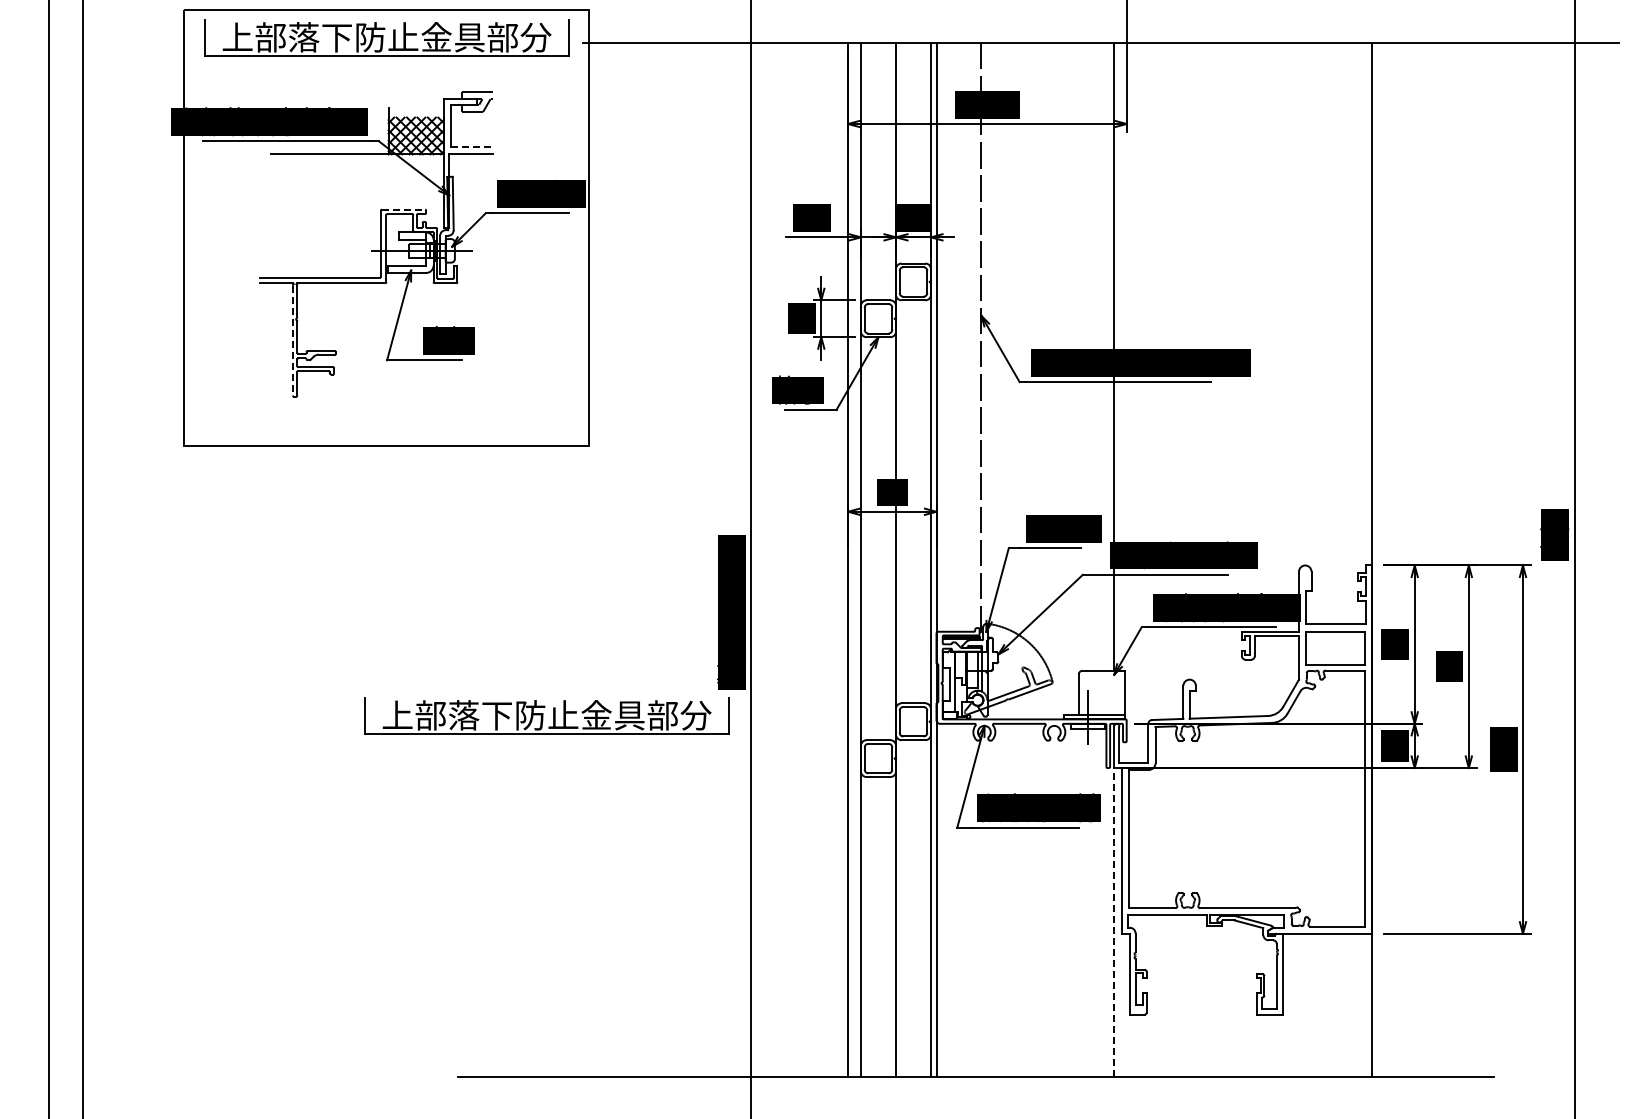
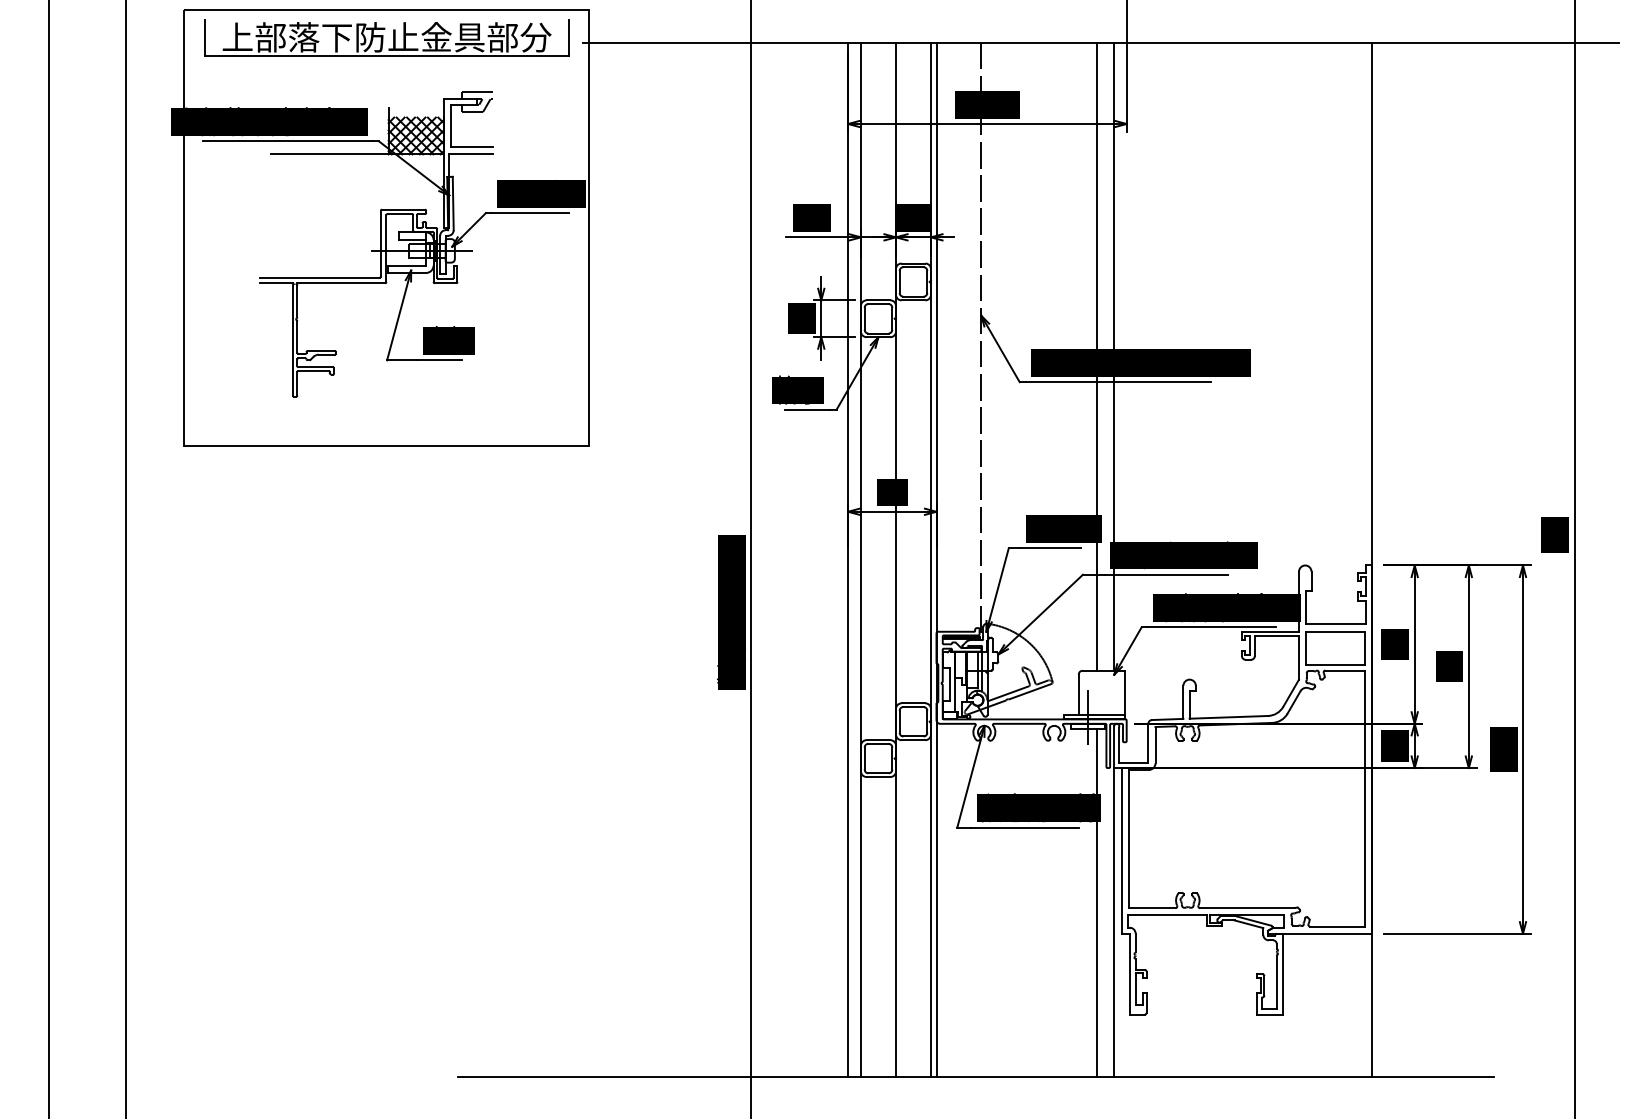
line: dashed -> solid (471, 147)
line: dashed -> solid (403, 209)
line: dashed -> solid (292, 341)
line: none -> present (1097, 356)
text: 裏板 -> SH (1554, 534)
line position: (83, 558) -> (126, 558) (126, 558)
part: present -> none (546, 715)
line: none -> present (1097, 902)
line: dashed -> solid (1114, 922)
